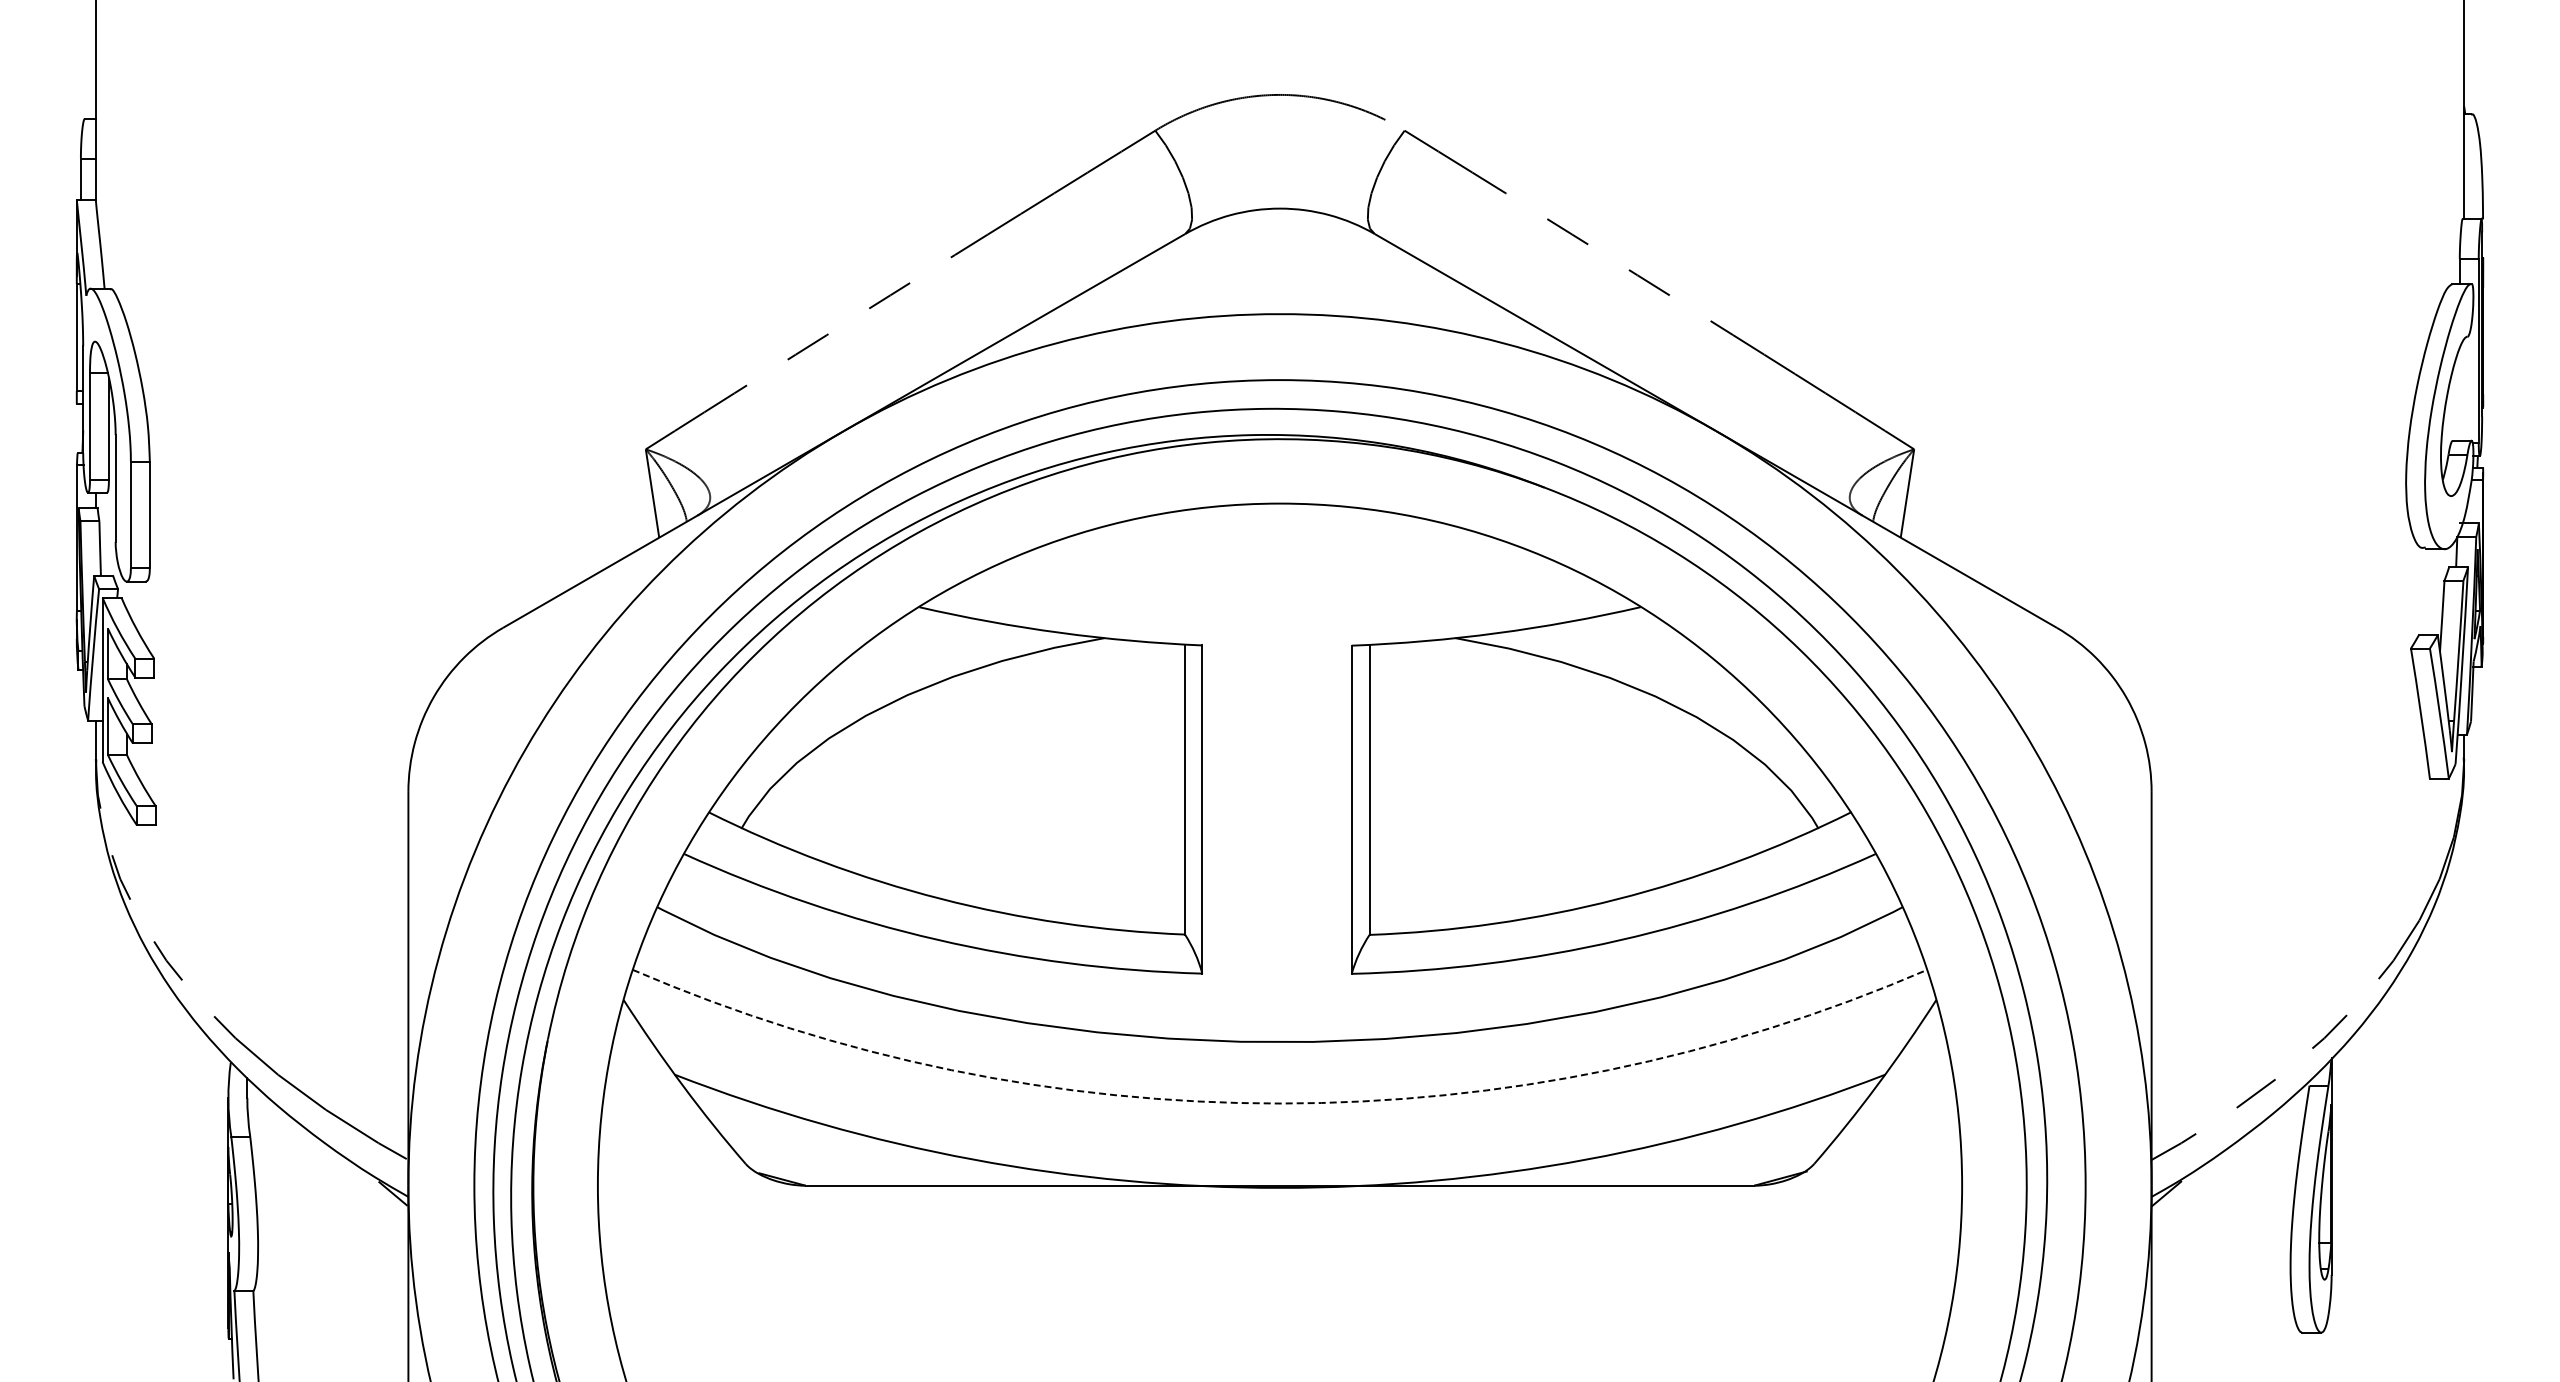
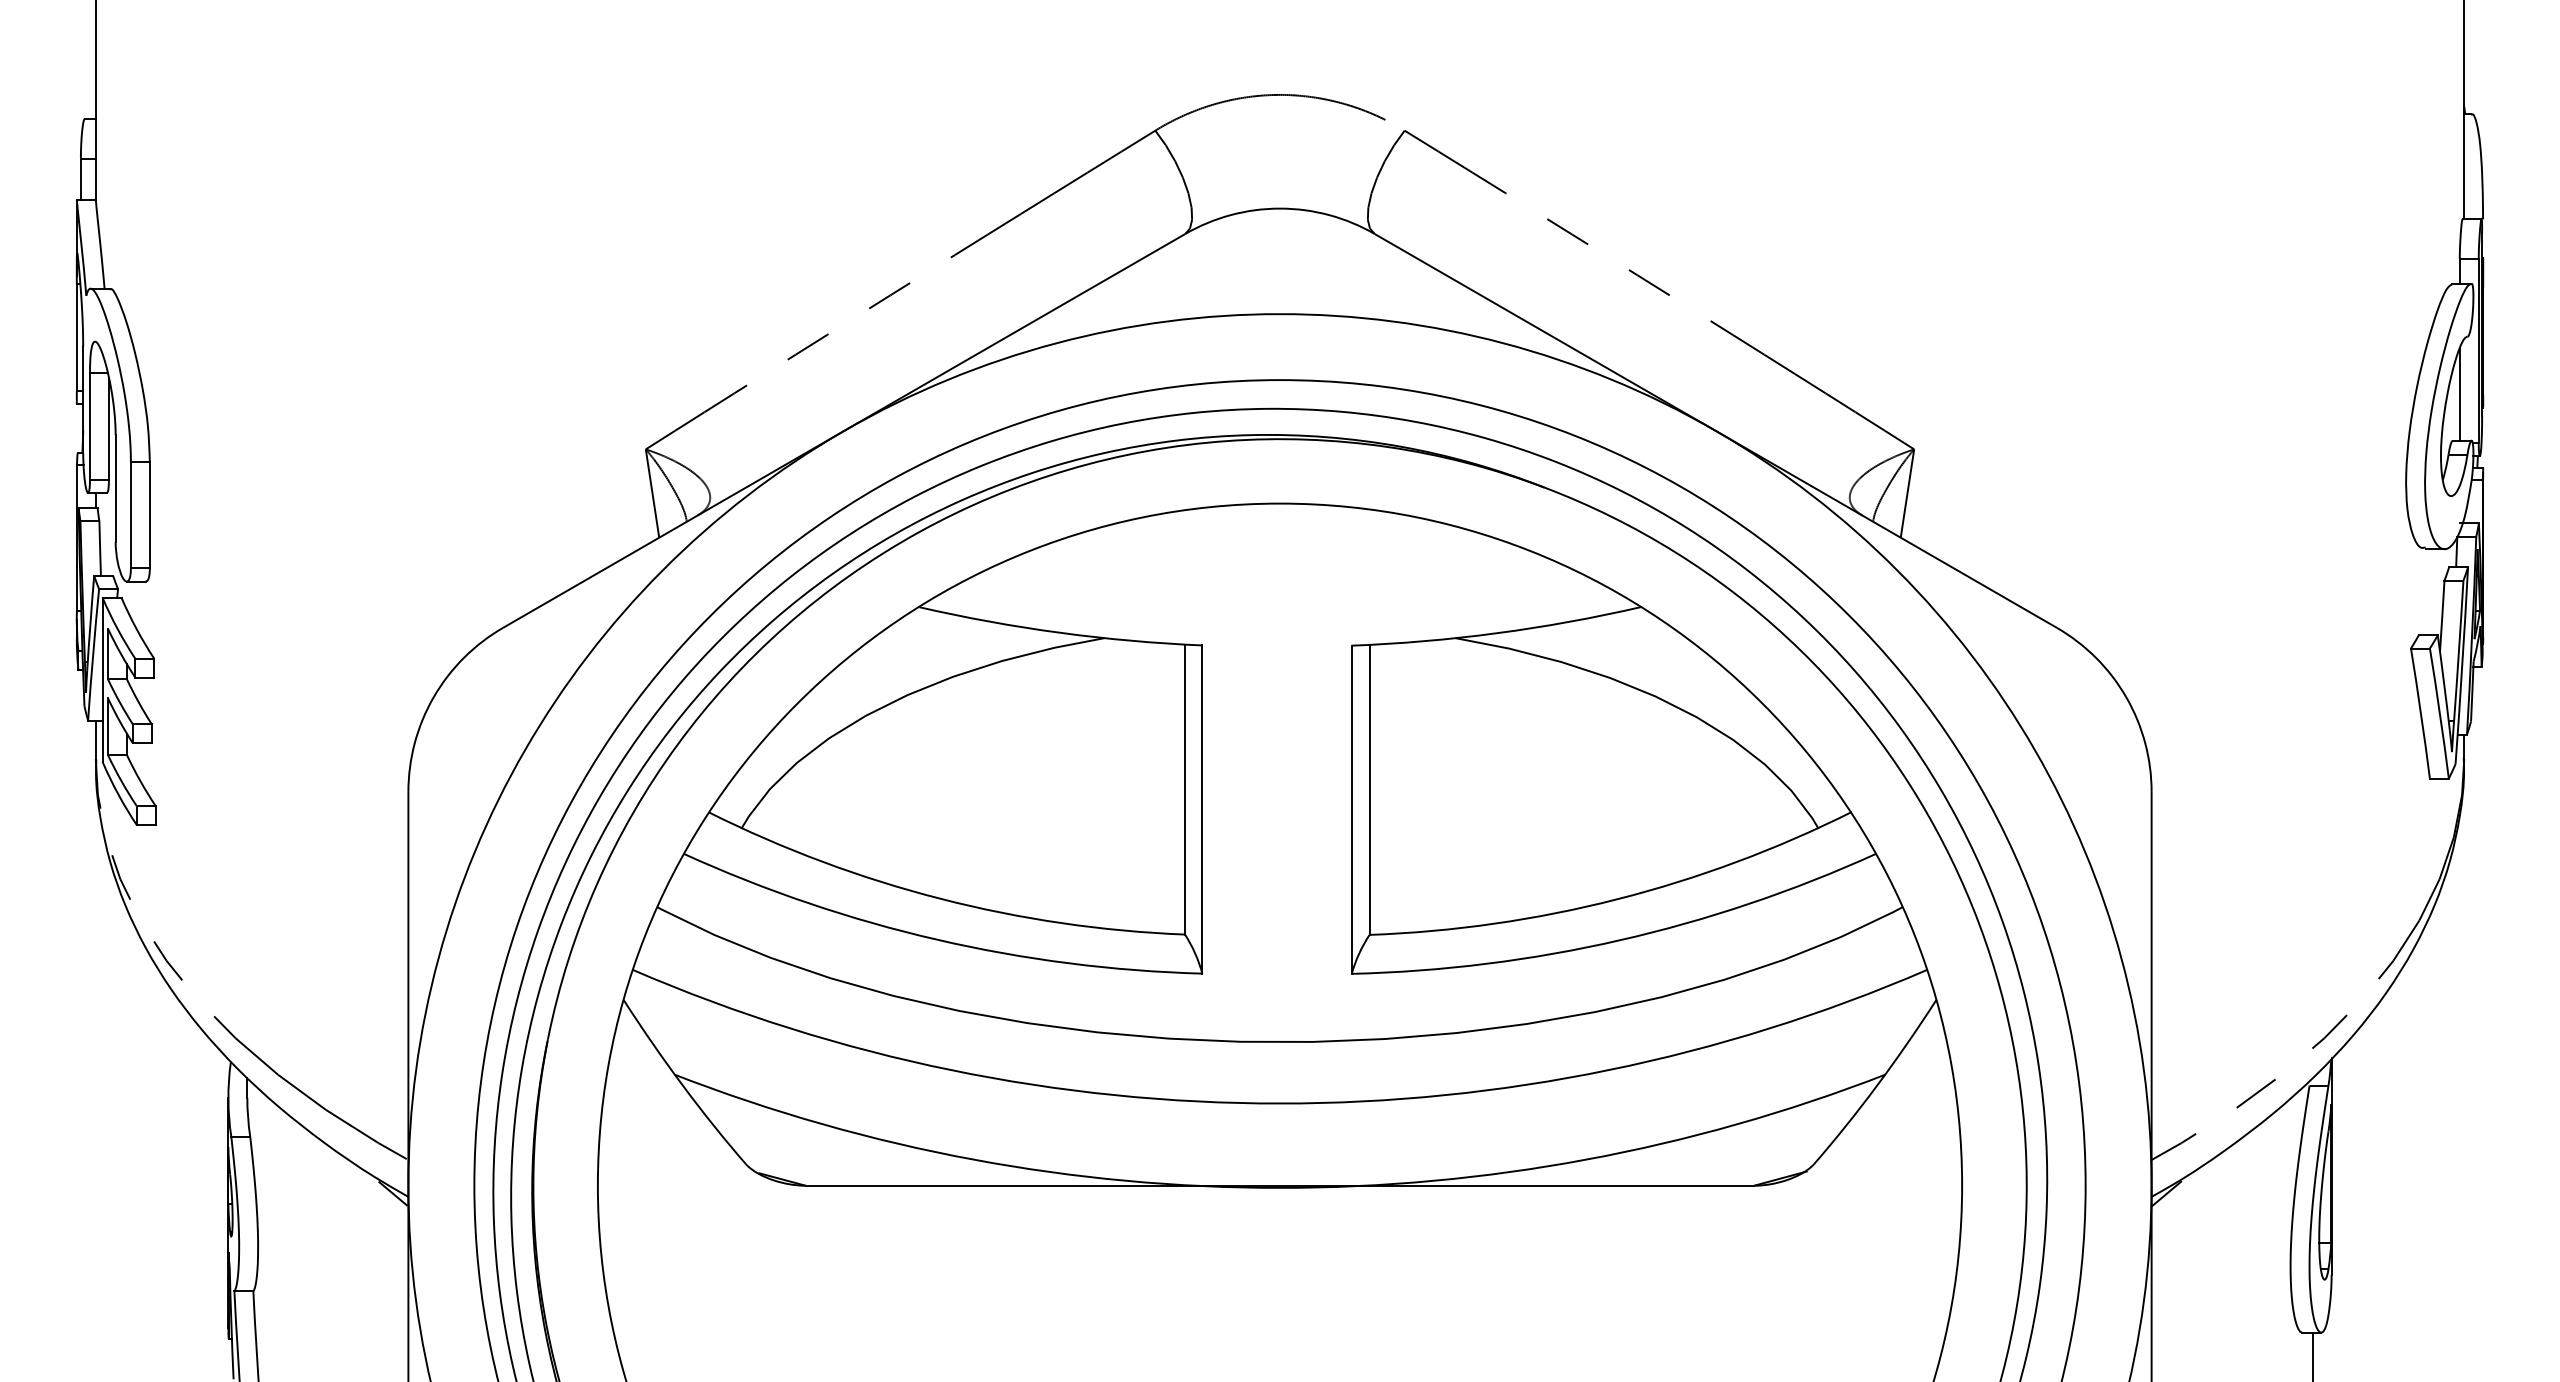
line: none -> present (2459, 394)
arc: dashed -> solid (1280, 1103)
line: none -> present (2312, 1355)
